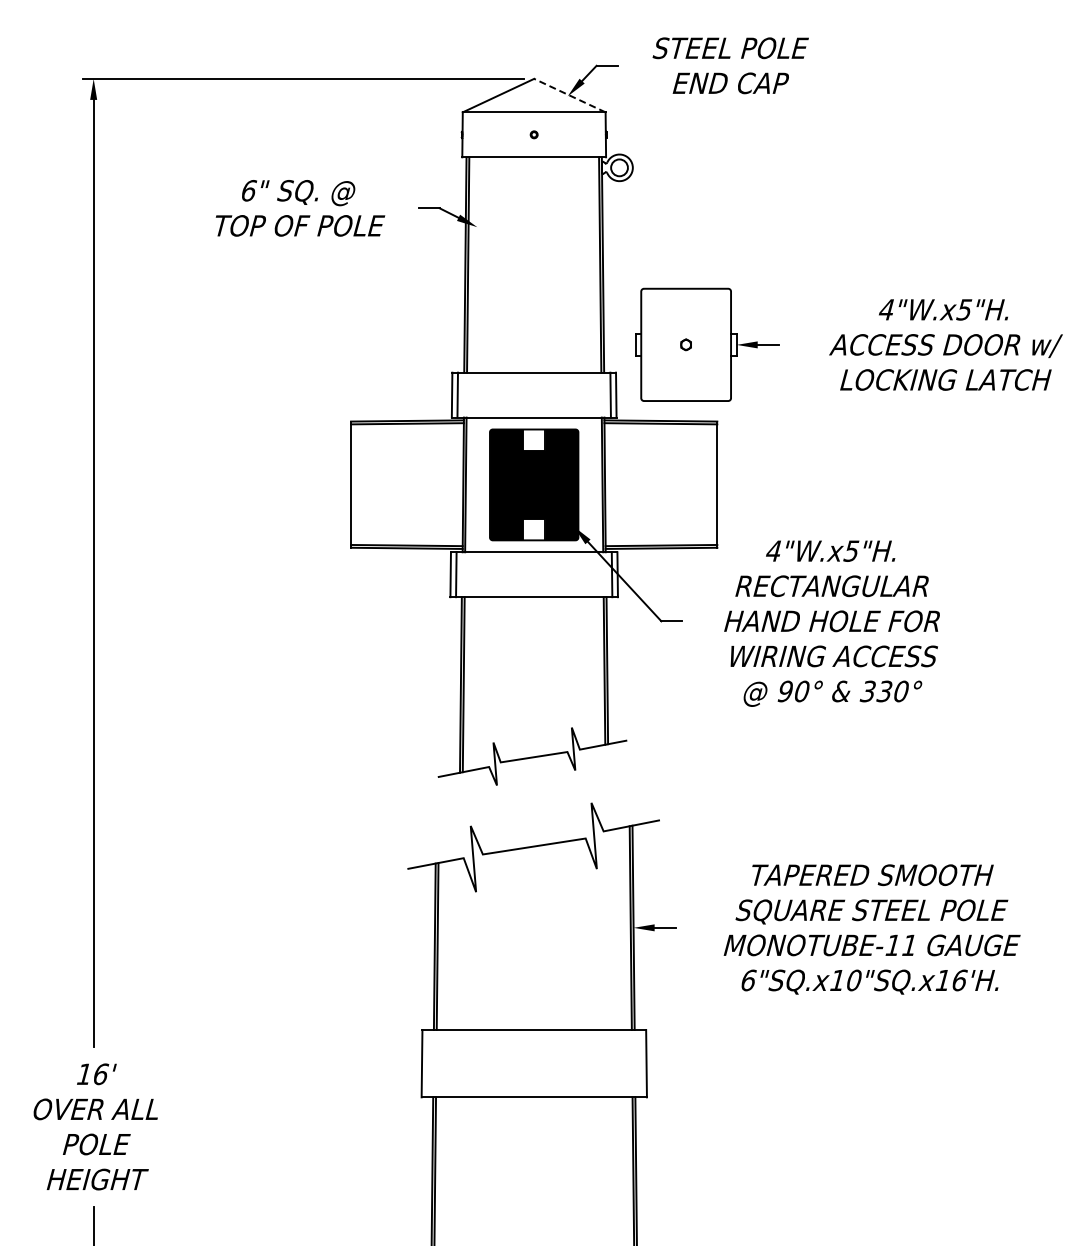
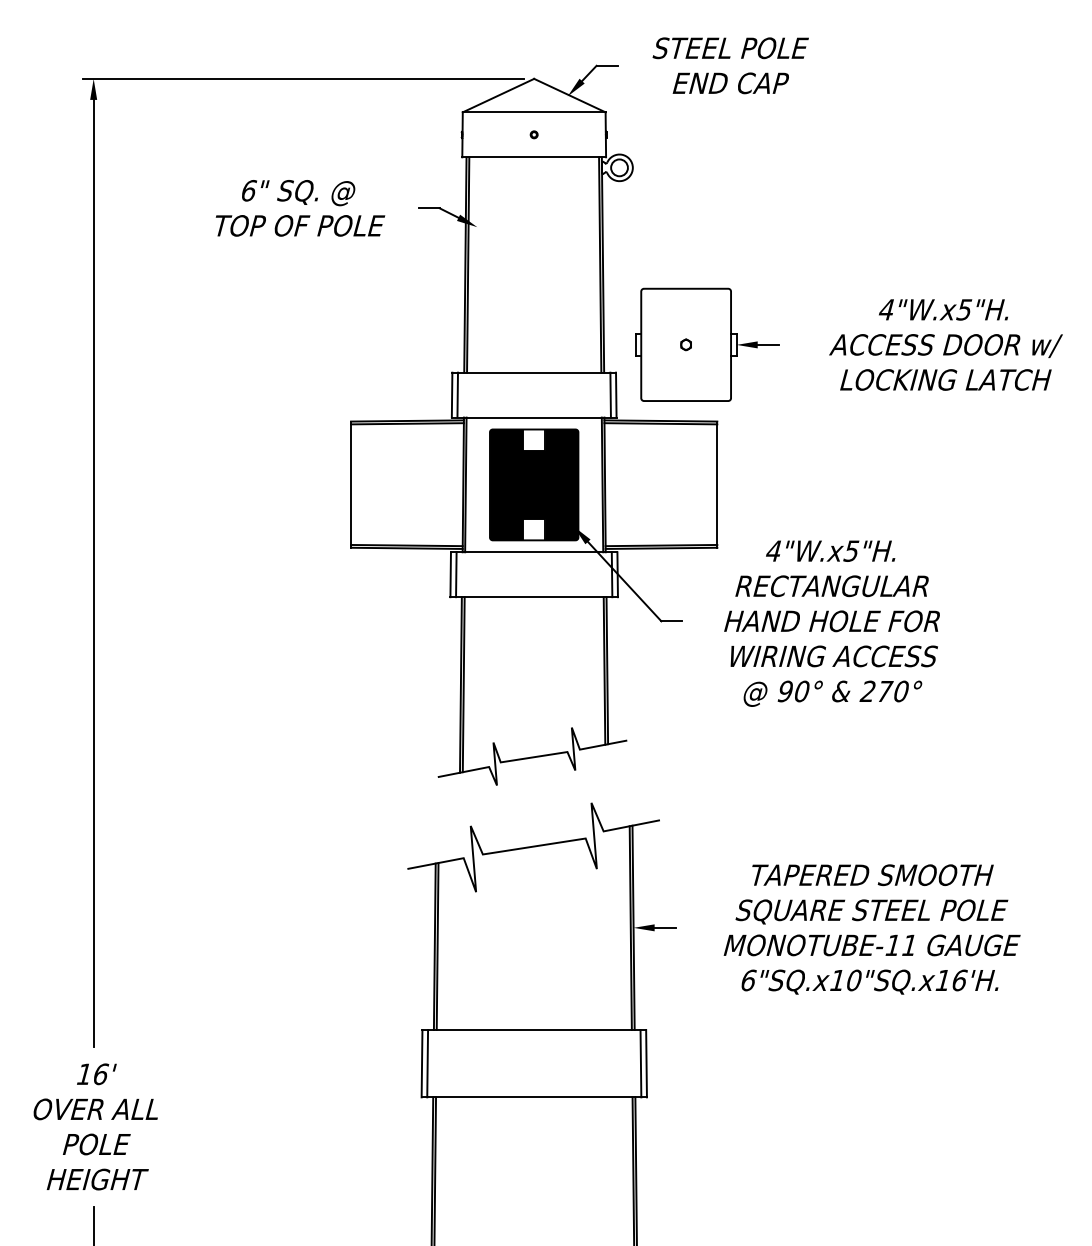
line: dashed -> solid (569, 95)
text: 330° -> 270° (876, 691)
line: none -> present (427, 1063)
line: none -> present (640, 1063)
